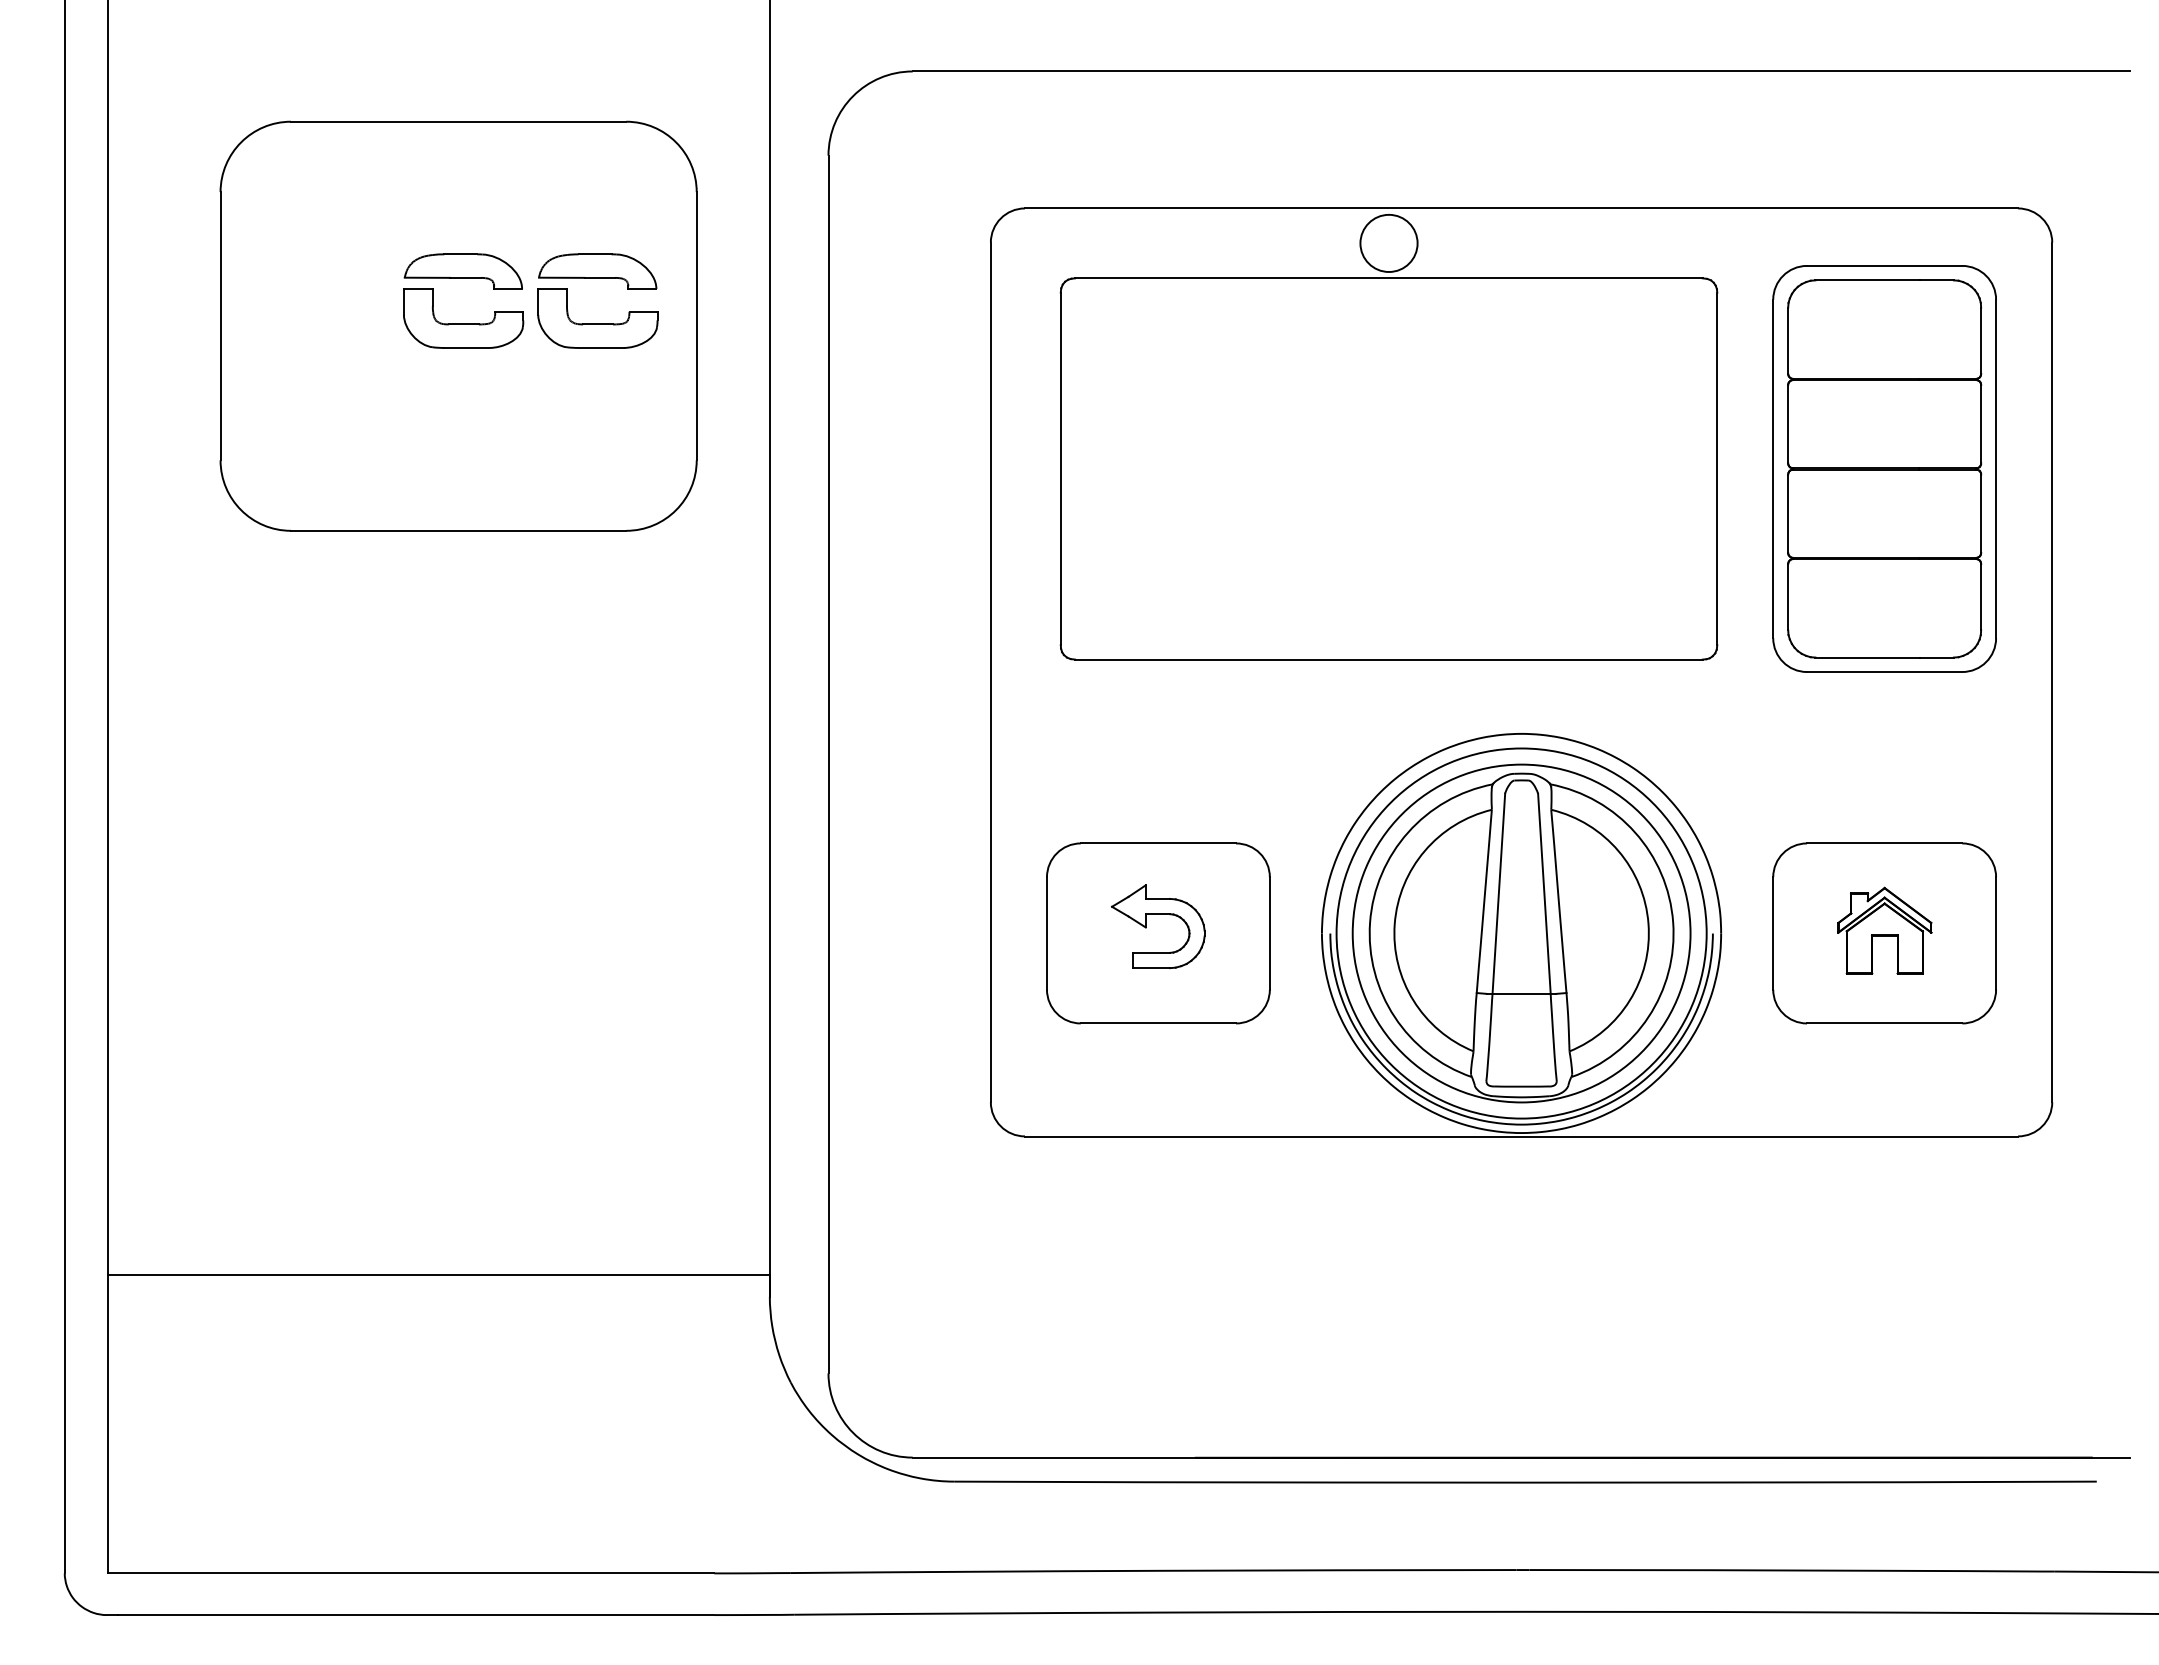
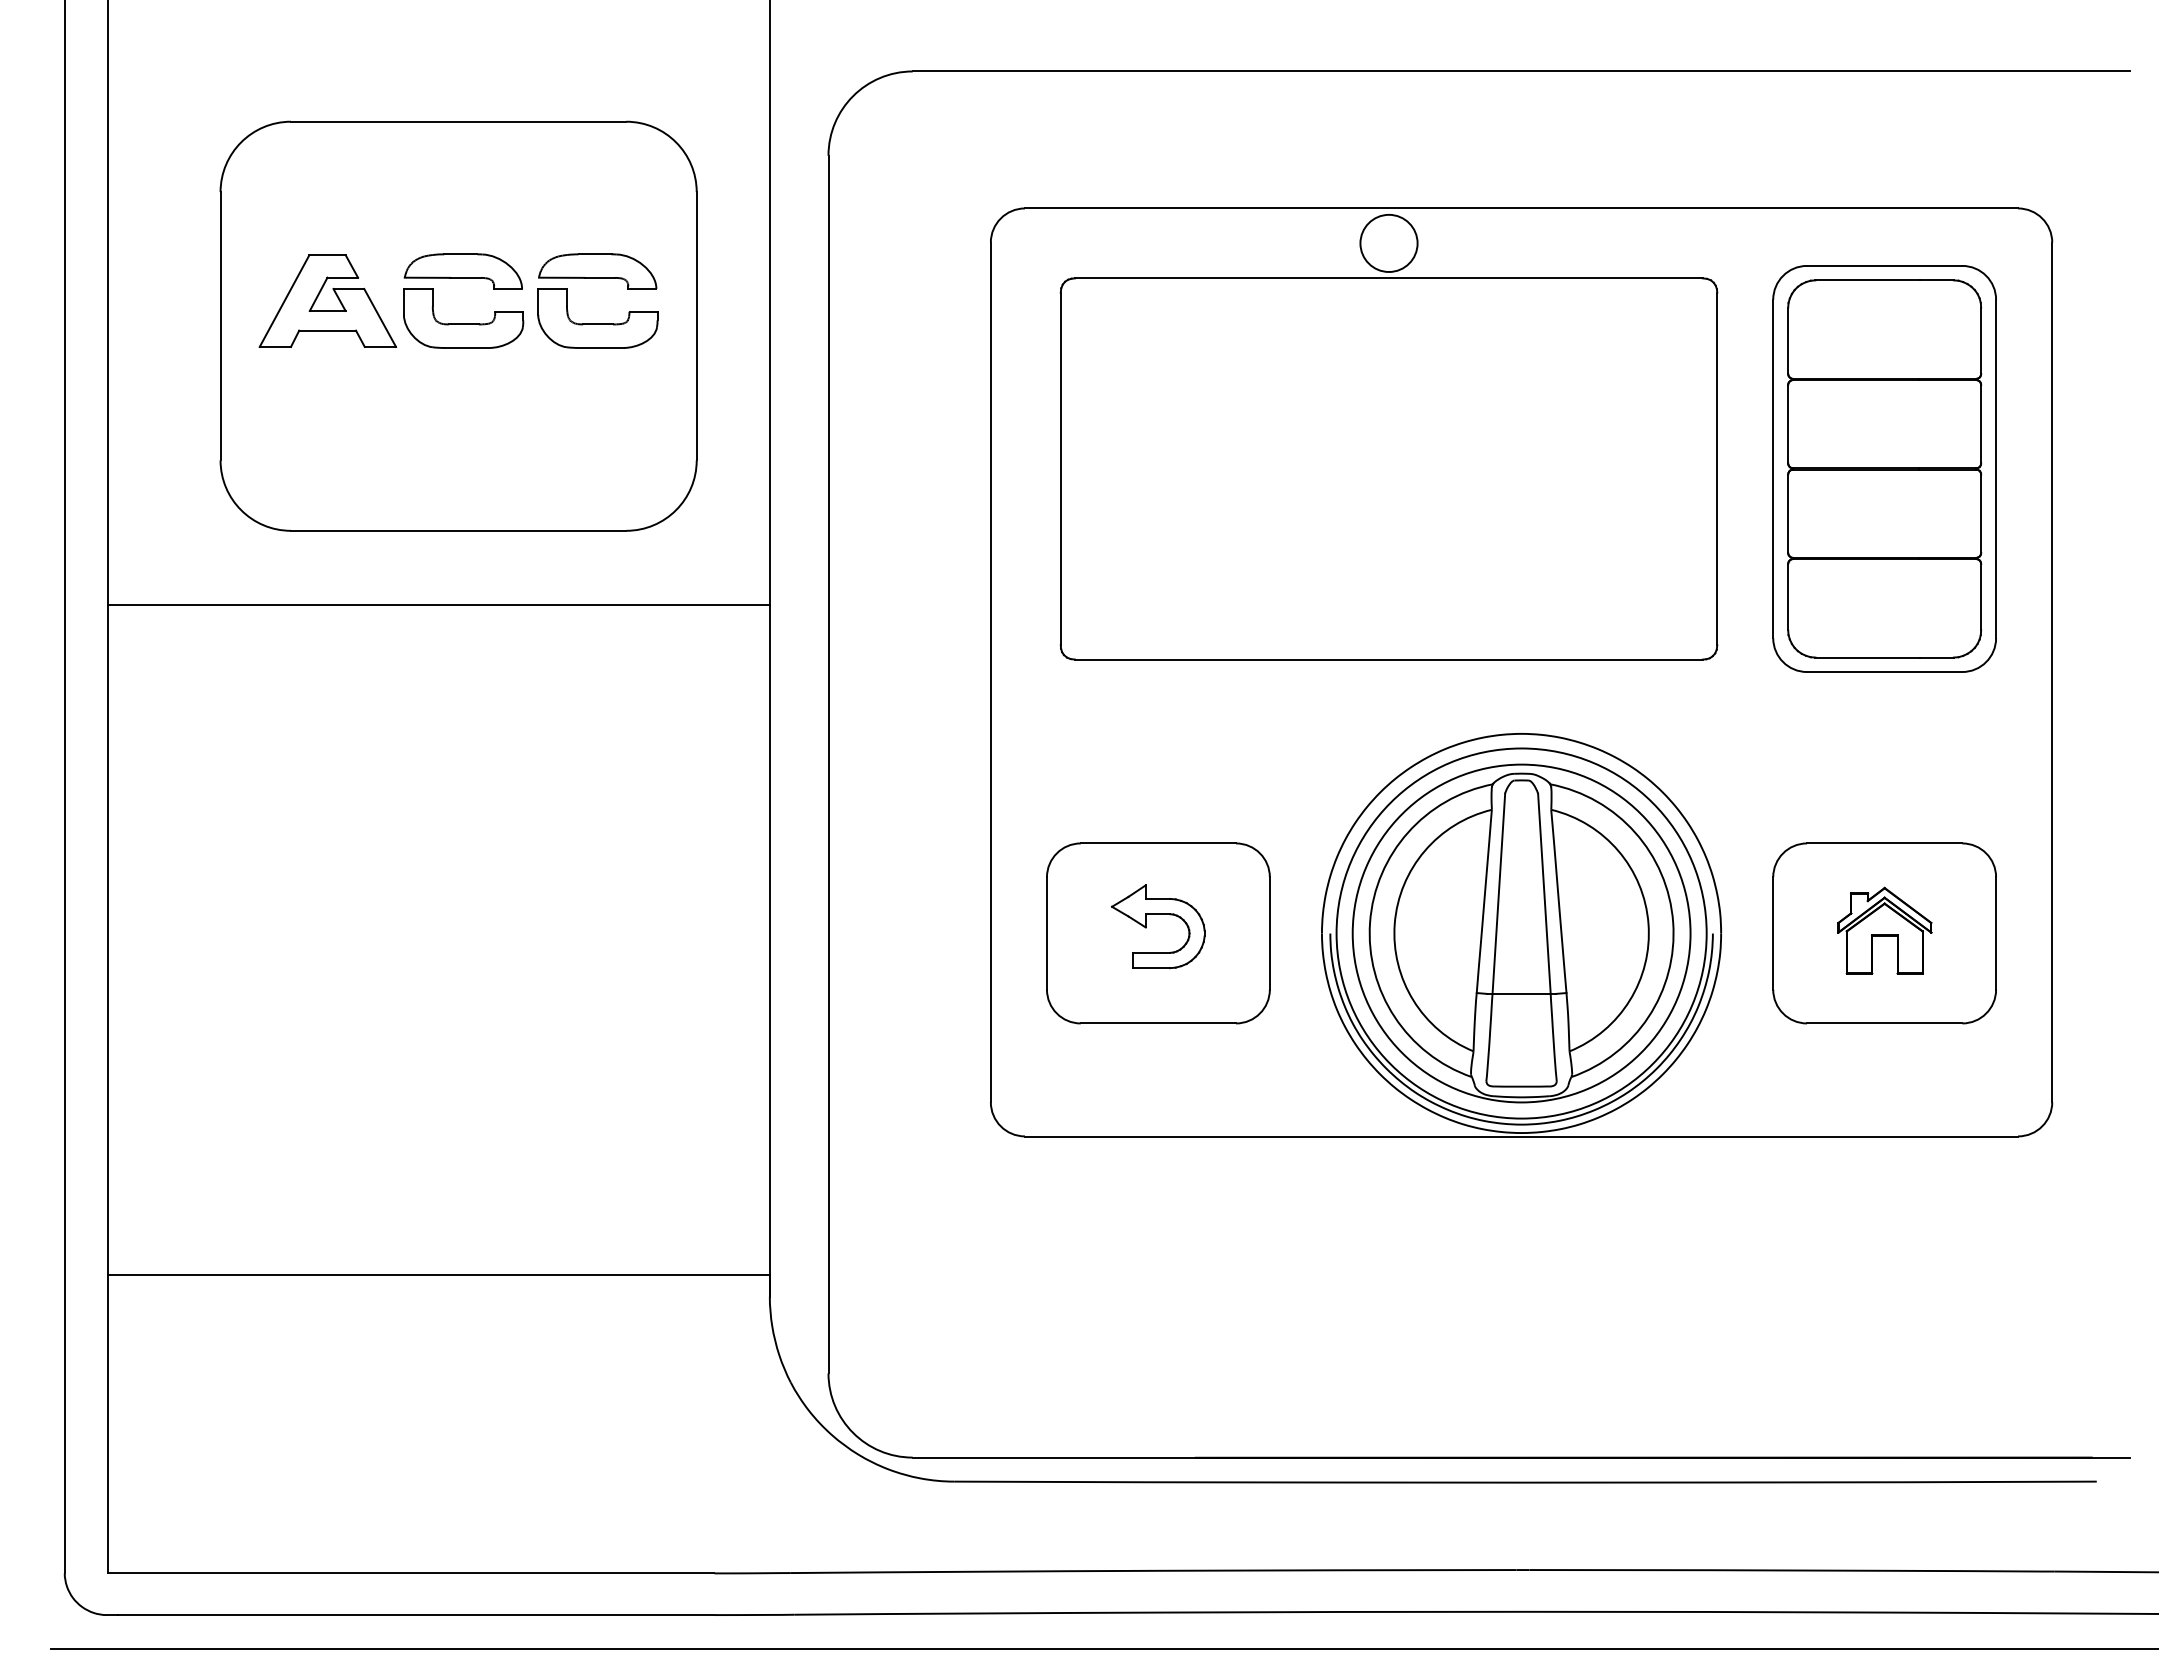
part: none -> present (319, 295)
line: none -> present (438, 604)
line: none -> present (1103, 1648)
